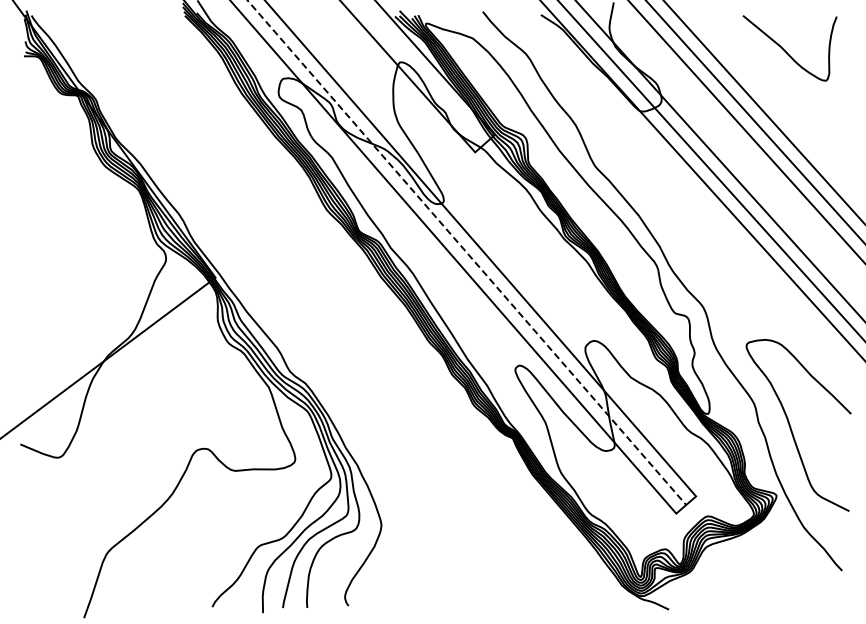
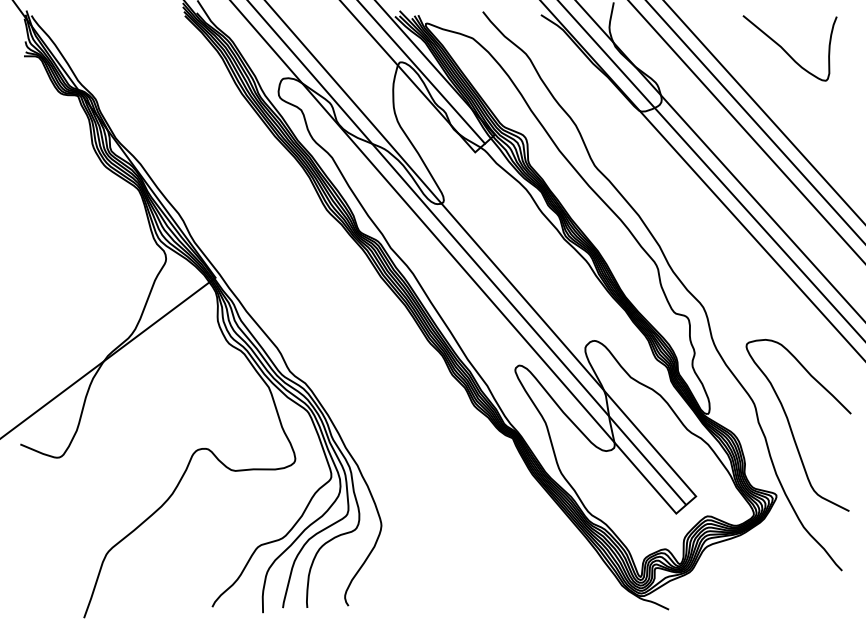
line: none -> present (422, 72)
line: dashed -> solid (467, 253)
